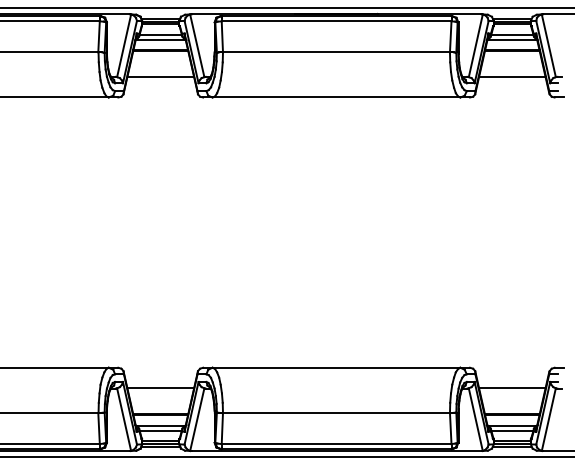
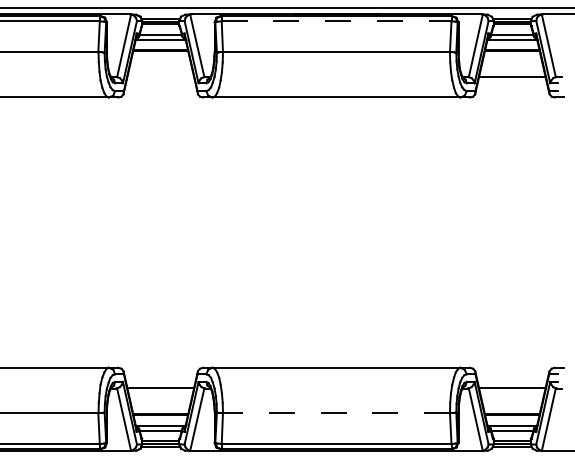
line: solid -> dashed (336, 21)
line: present -> none (160, 77)
line: solid -> dashed (335, 413)
line: present -> none (286, 457)
